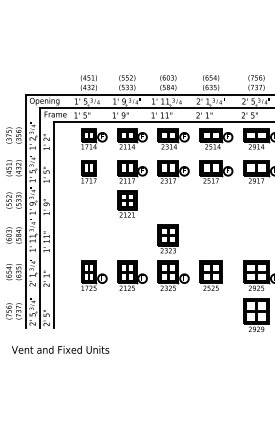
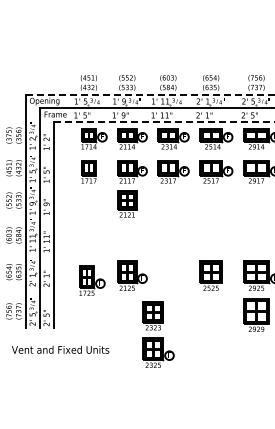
line: solid -> dashed (150, 94)
line: solid -> dashed (164, 122)
part position: (173, 257) -> (158, 334) (158, 334)
part position: (94, 275) -> (92, 280) (92, 280)
